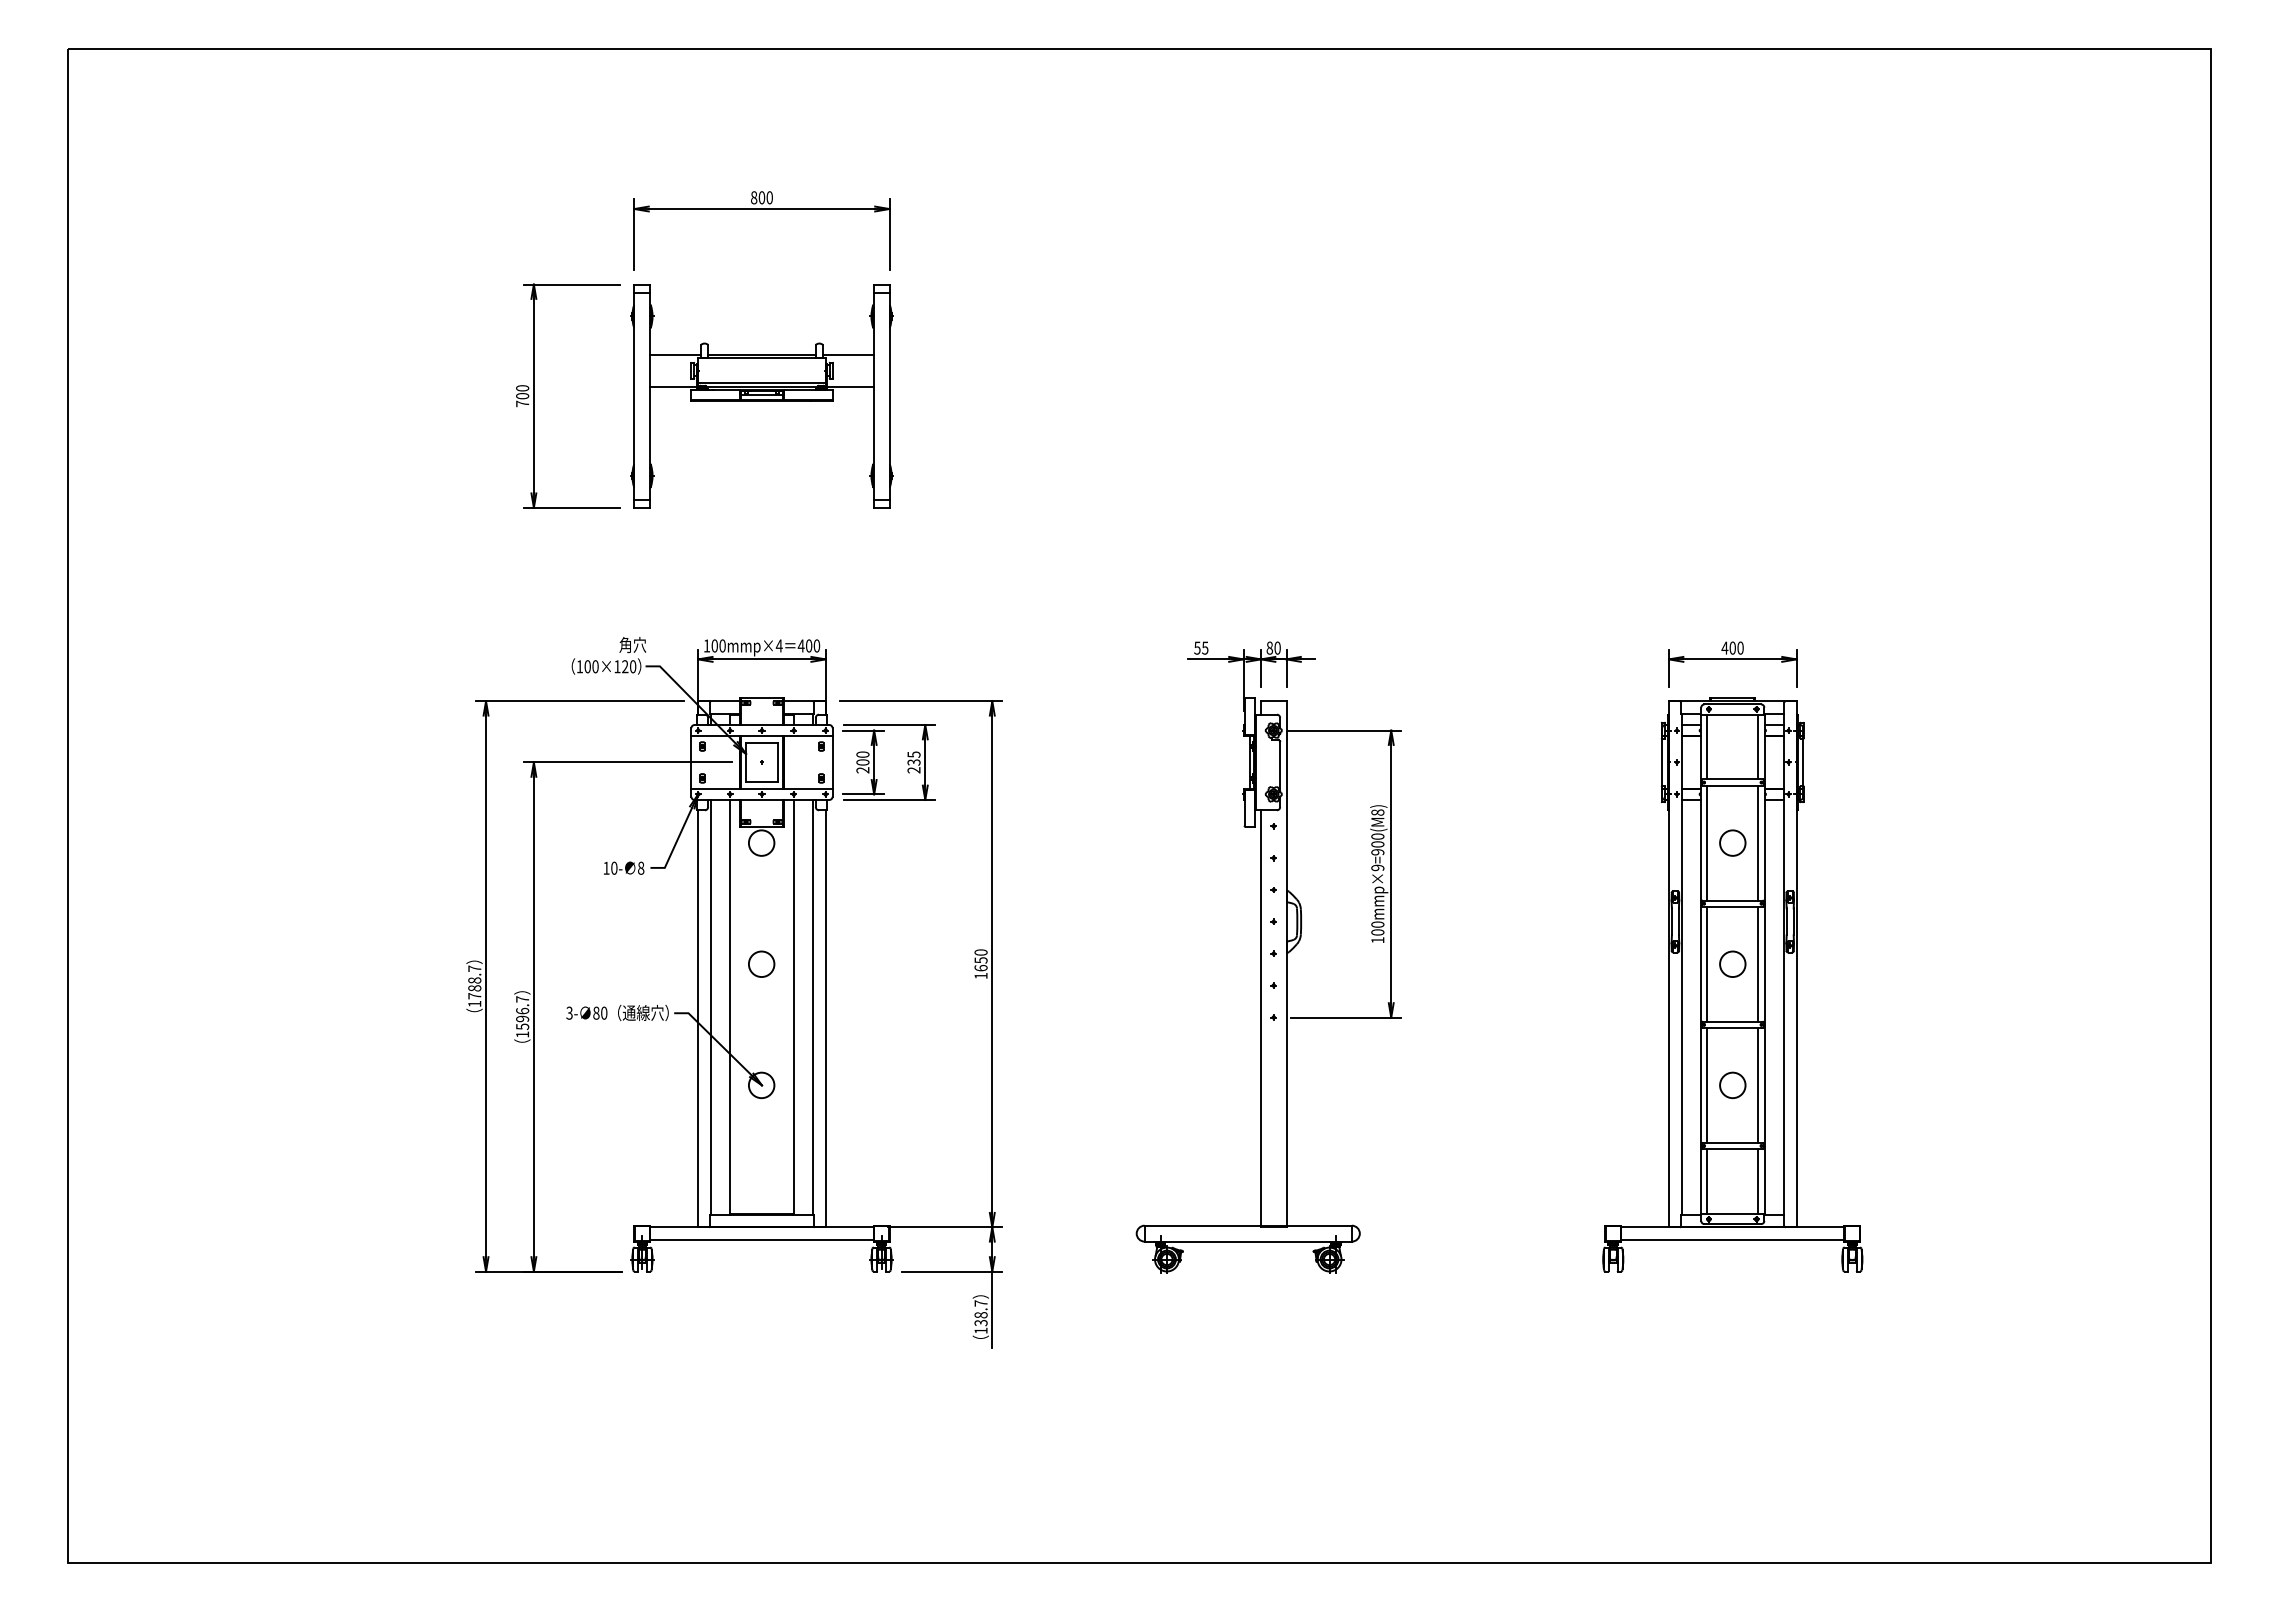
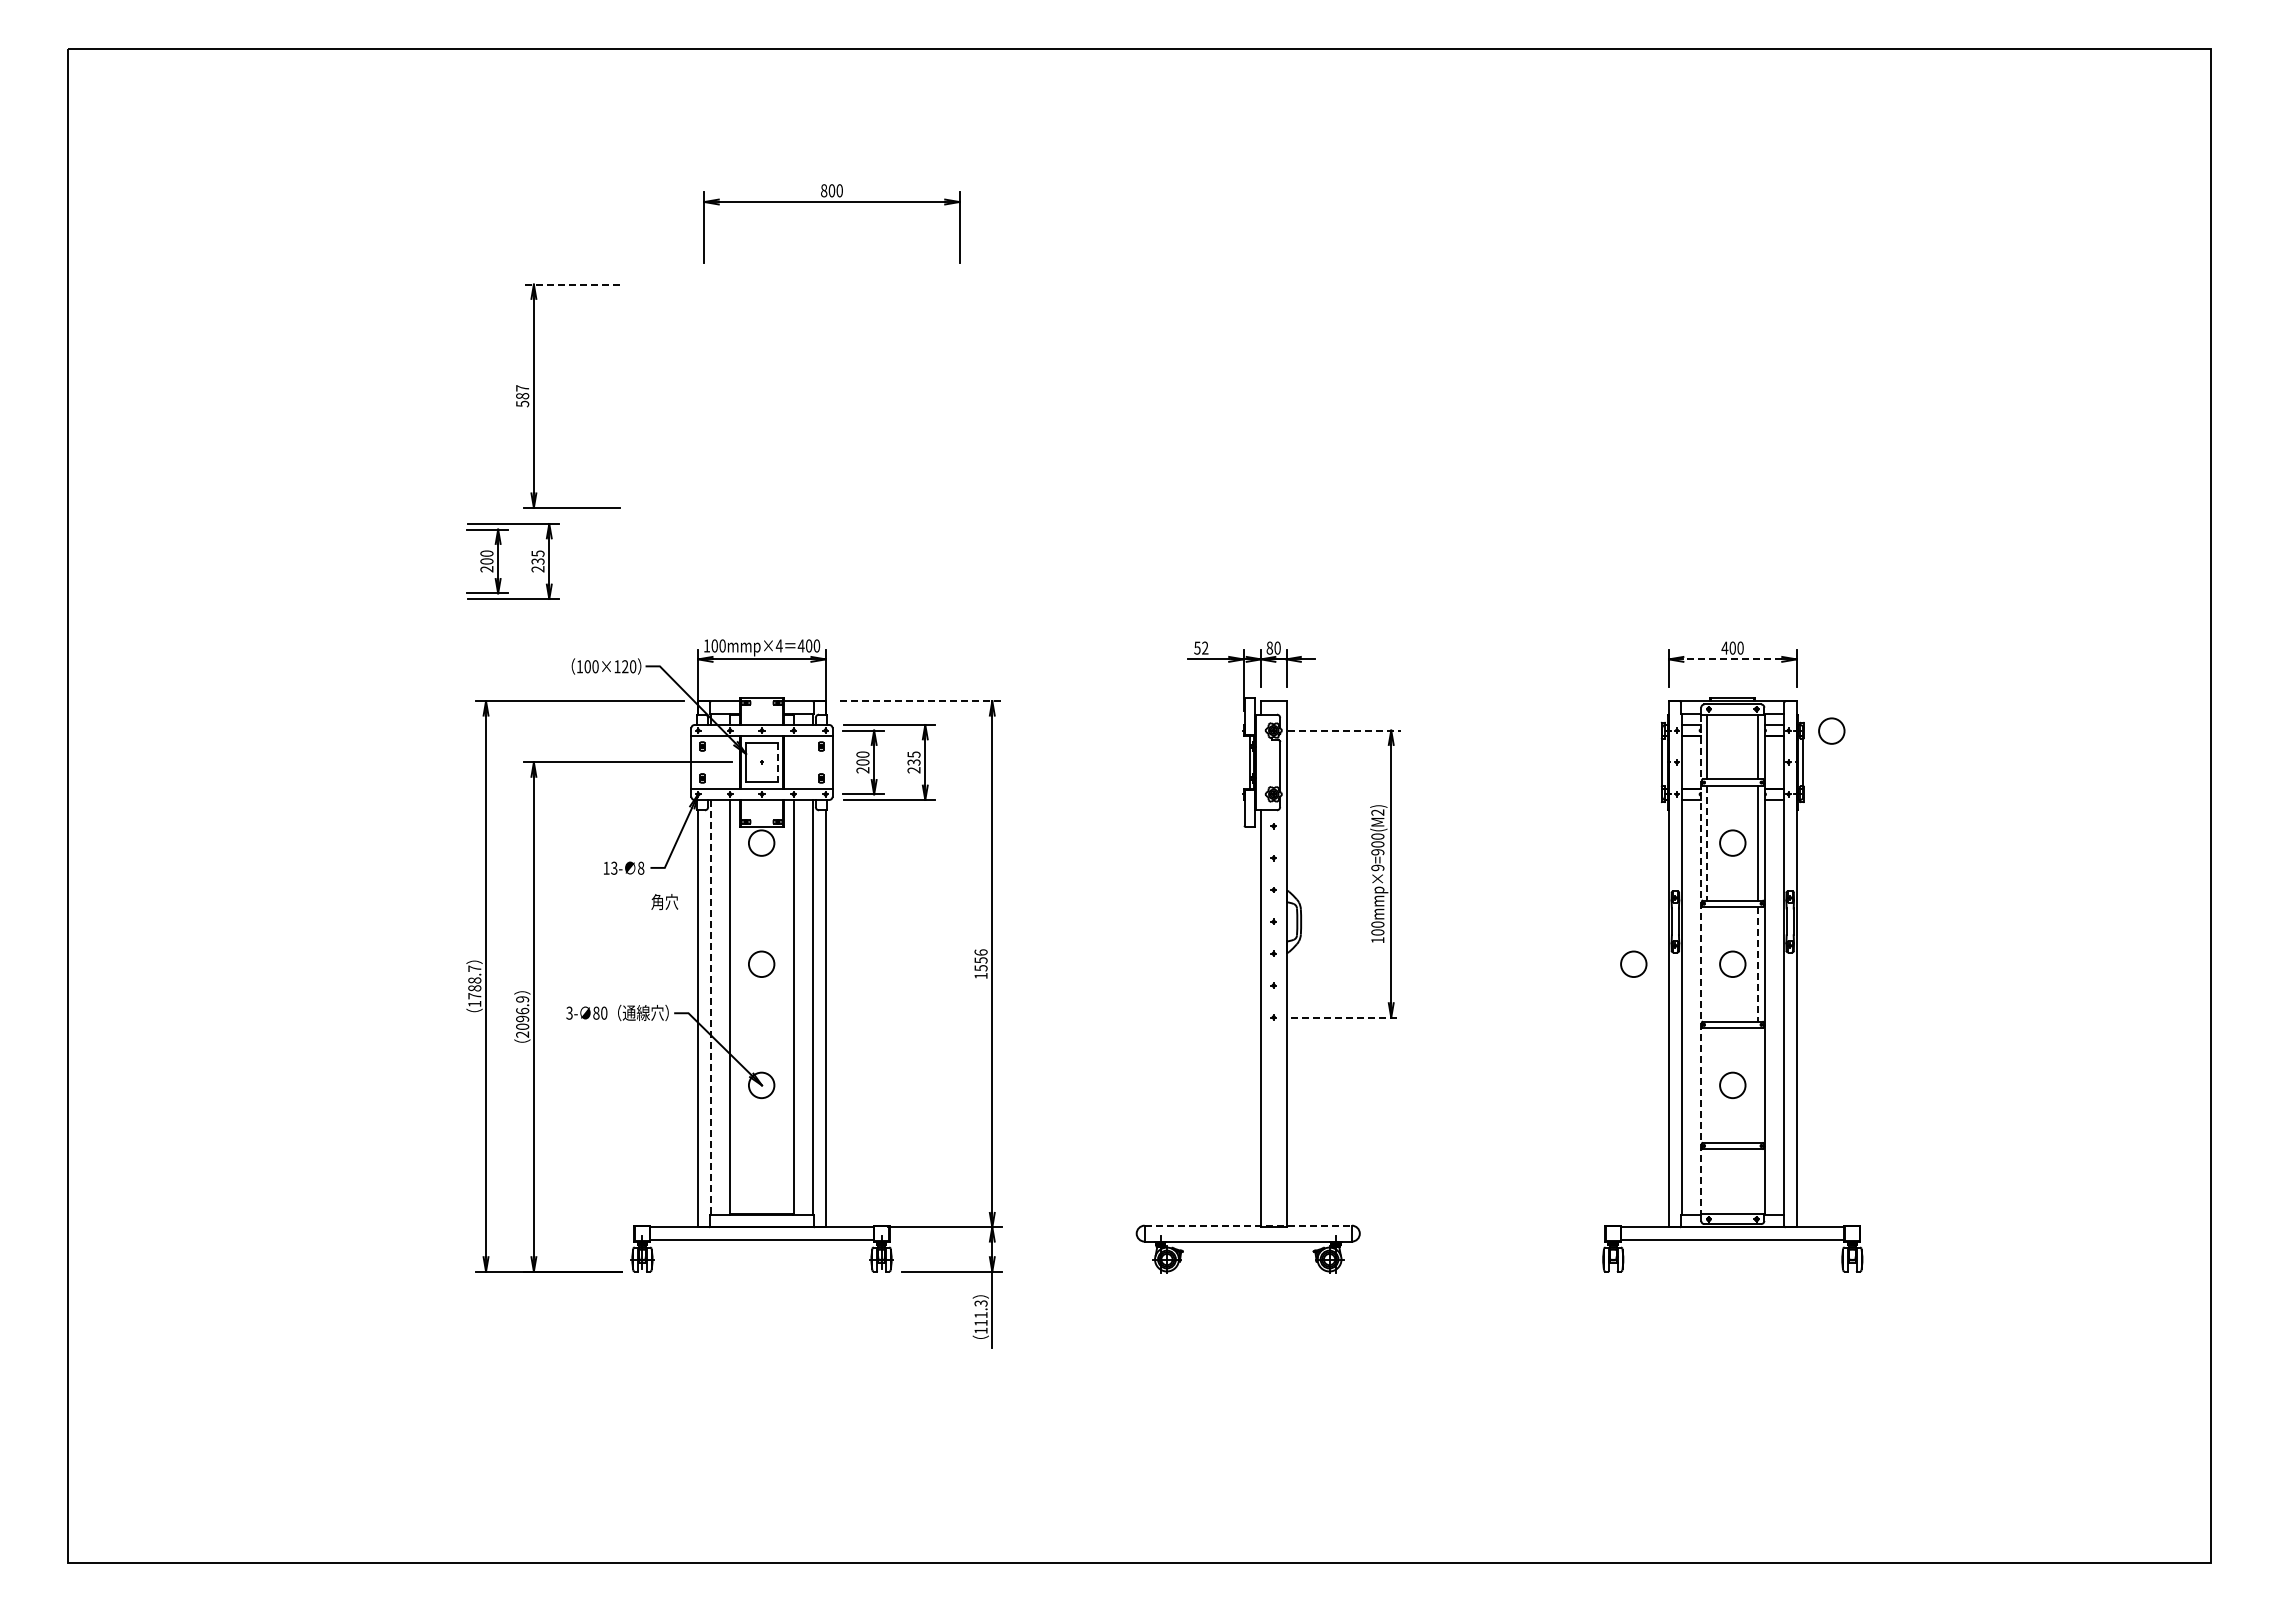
part position: (761, 209) -> (831, 202) (831, 202)
line: solid -> dashed (572, 284)
text: 700 -> 587 (522, 396)
part: present -> none (761, 396)
part: none -> present (498, 561)
text position: (632, 645) -> (664, 902) (664, 902)
text: 55 -> 52 (1205, 647)
line: solid -> dashed (1732, 659)
line: solid -> dashed (920, 701)
line: solid -> dashed (1344, 730)
circle: none -> present (1831, 730)
line: solid -> dashed (777, 762)
text: 100mmp×9=900(M8) -> 100mmp×9=900(M2) (1377, 812)
line: solid -> dashed (1707, 843)
text: 10- -> 13- (614, 867)
text: 1650 -> 1556 (980, 960)
circle: none -> present (1633, 963)
line: present -> none (1707, 963)
line: solid -> dashed (1700, 964)
line: solid -> dashed (1758, 964)
line: solid -> dashed (710, 1007)
text: 1596.7 -> 2096.9 (522, 1016)
line: solid -> dashed (1346, 1017)
line: present -> none (1707, 1085)
line: present -> none (1758, 1085)
line: present -> none (1707, 1181)
line: present -> none (1758, 1181)
line: solid -> dashed (1248, 1225)
text: 138.7 -> 111.3 (980, 1313)
